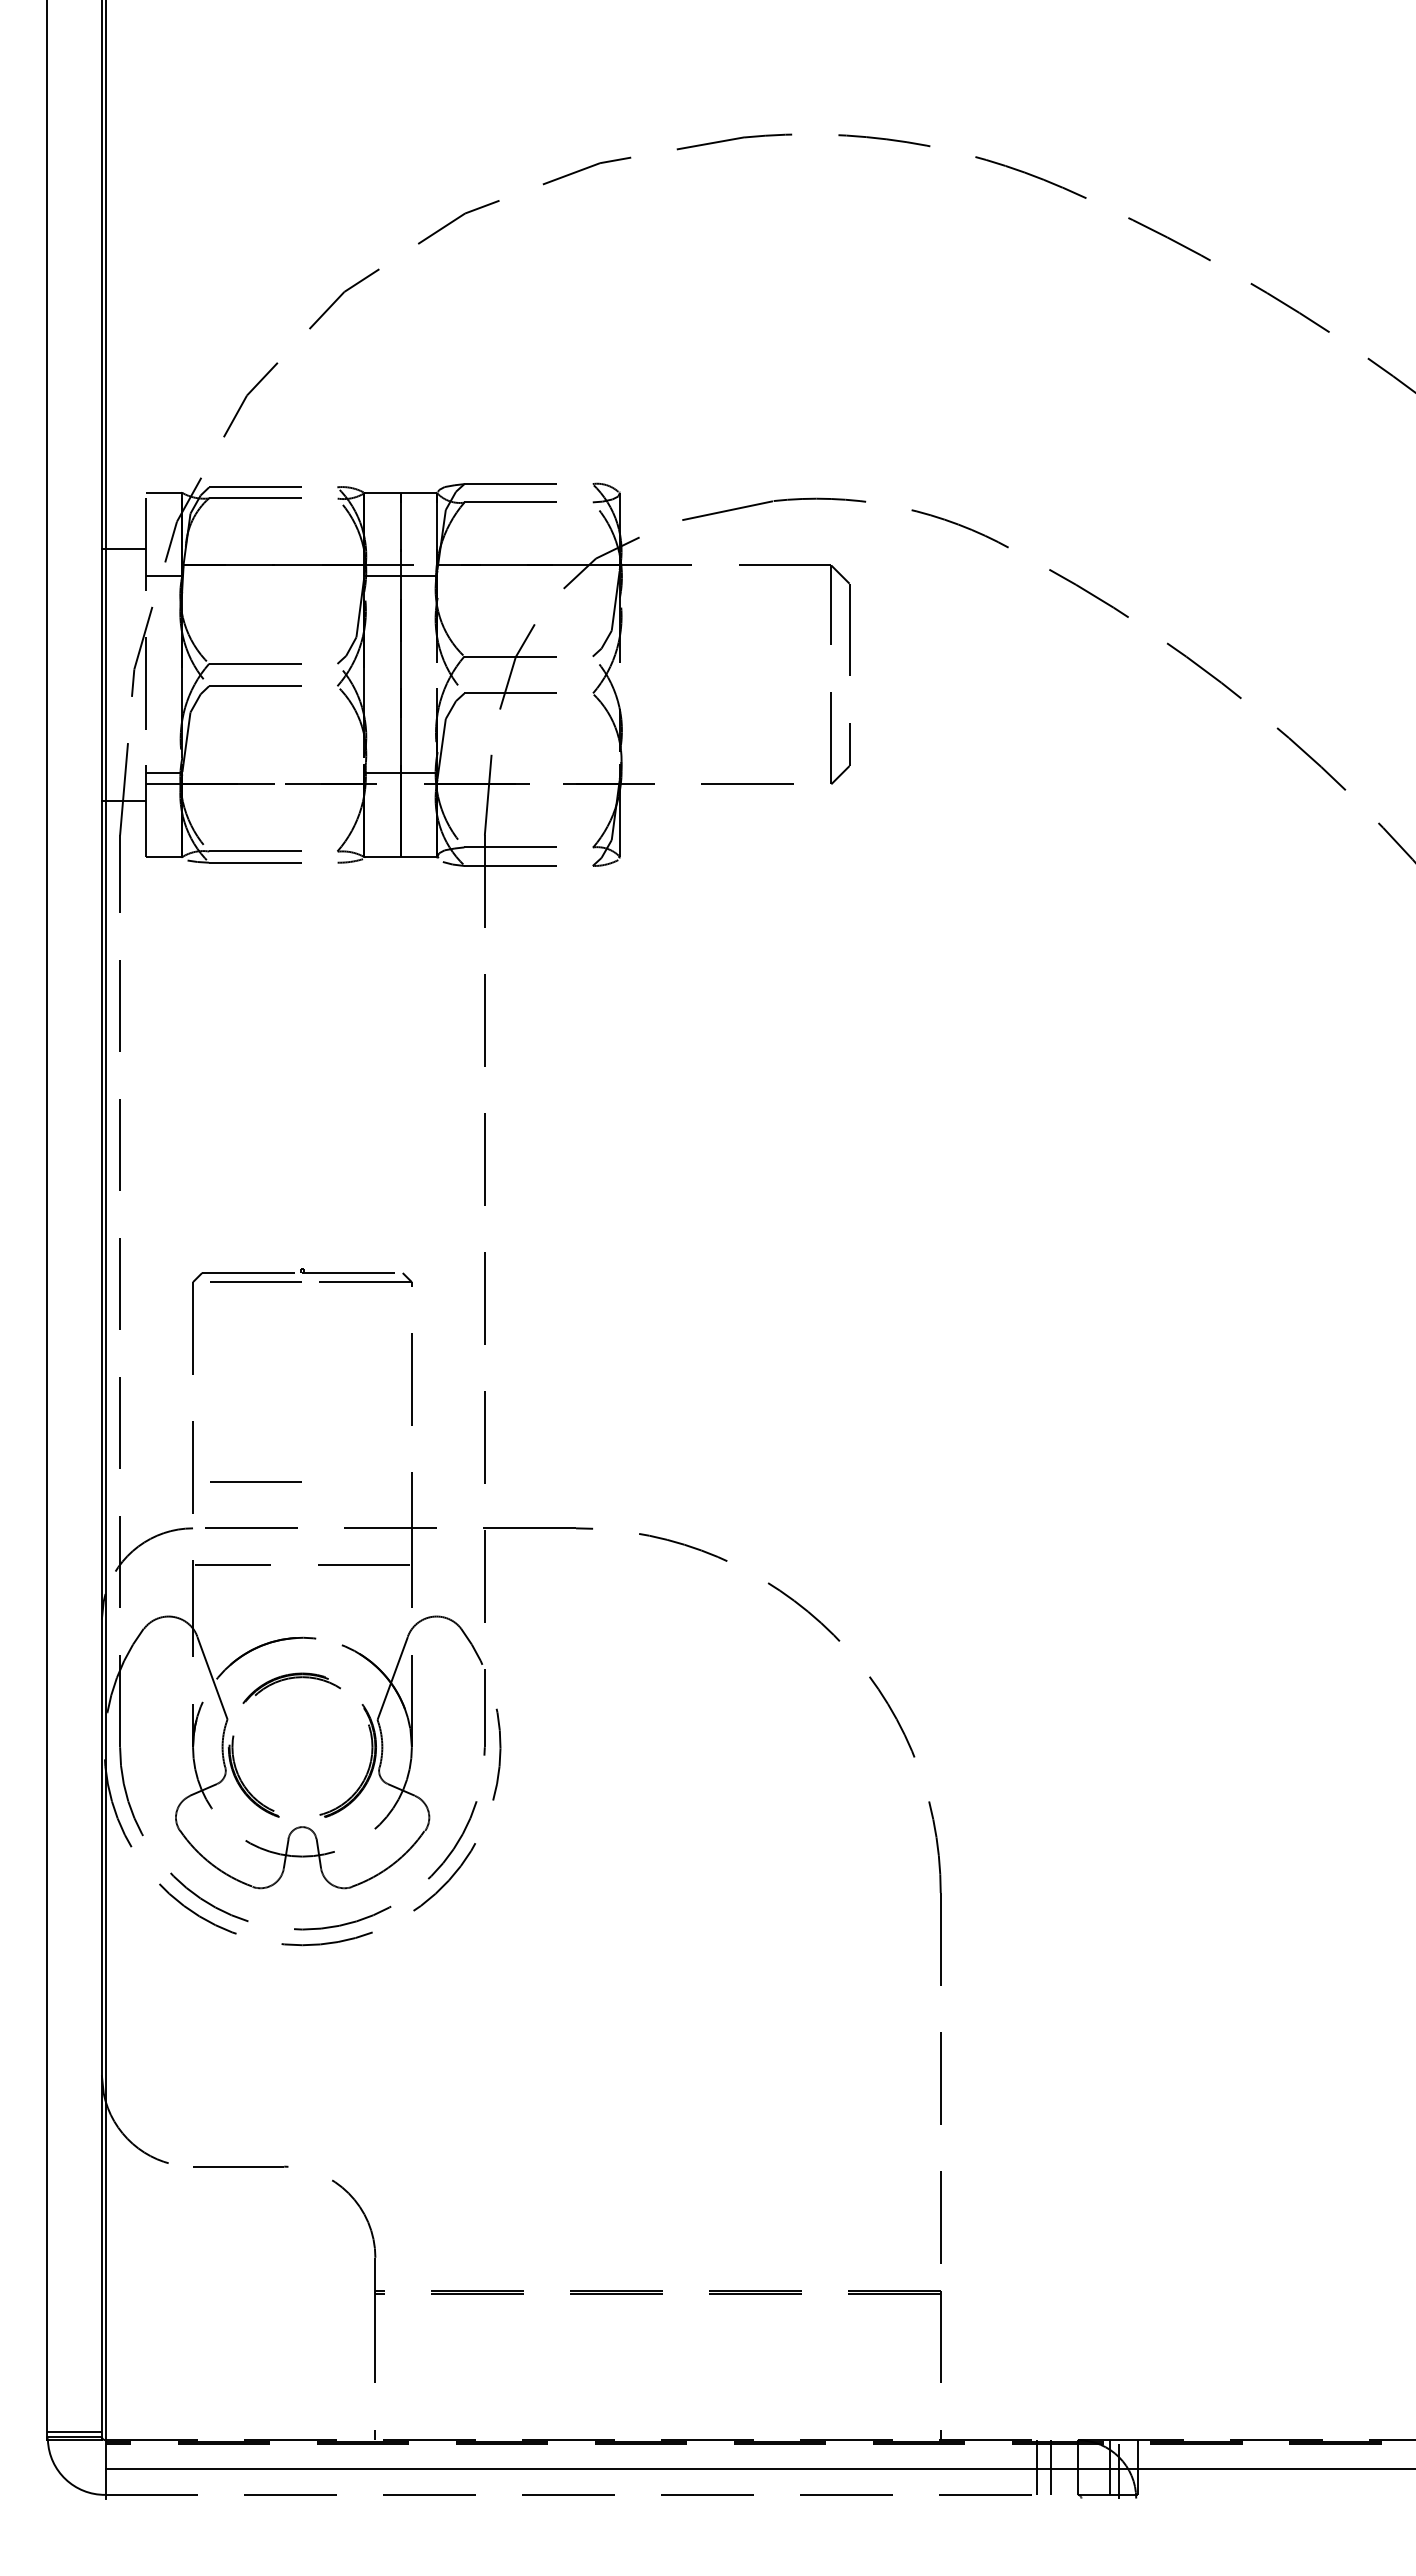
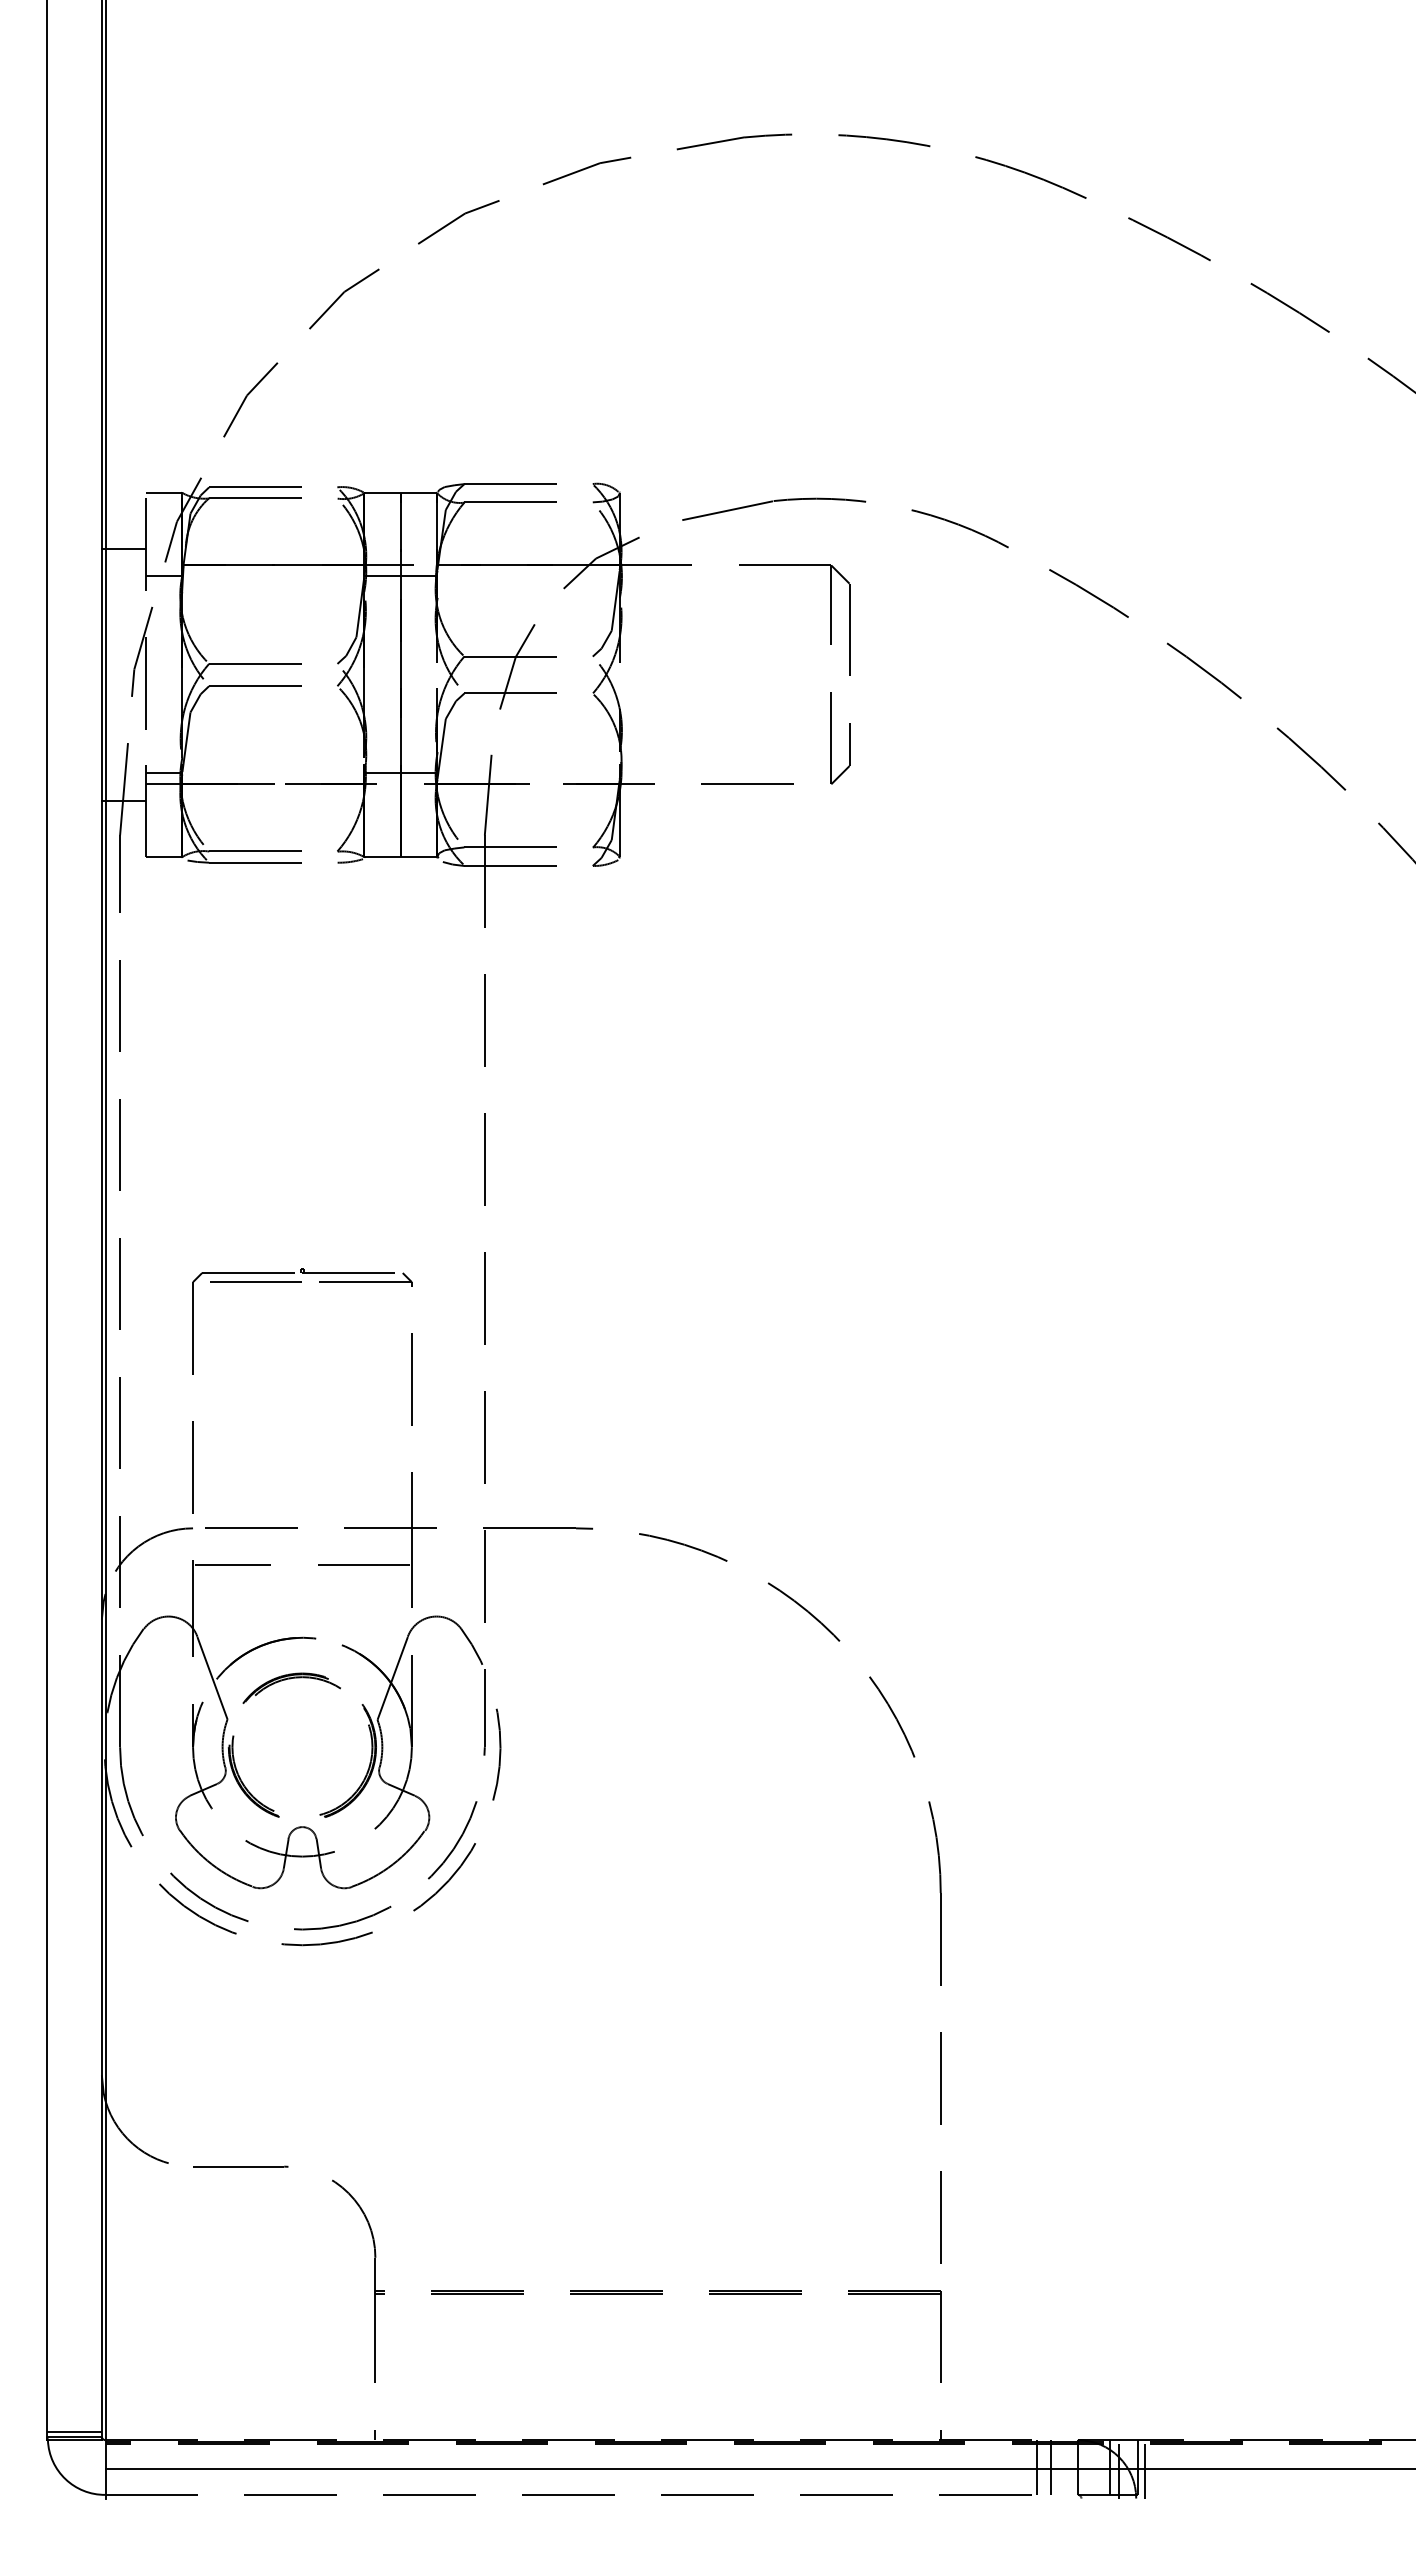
line: present -> none (255, 1481)
line: none -> present (1144, 2470)
